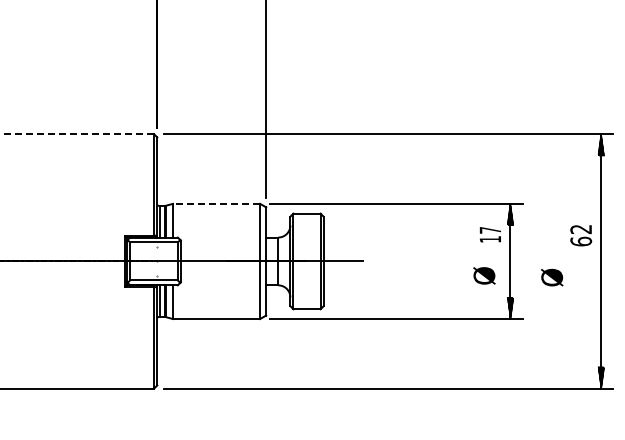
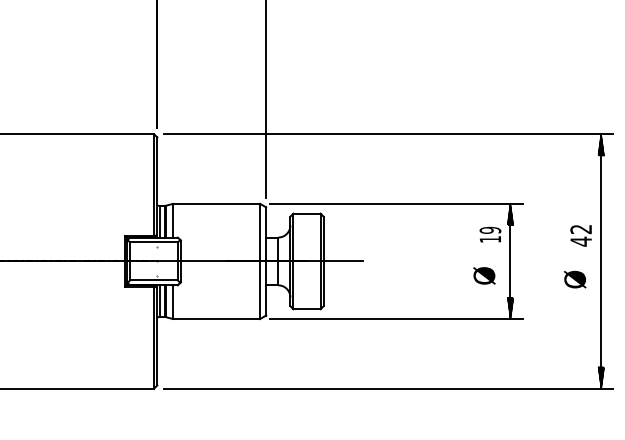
line: dashed -> solid (77, 134)
line: dashed -> solid (216, 203)
text: 17 -> 19 (490, 229)
text: 62 -> 42 (581, 241)
text position: (552, 277) -> (575, 279) (575, 279)
